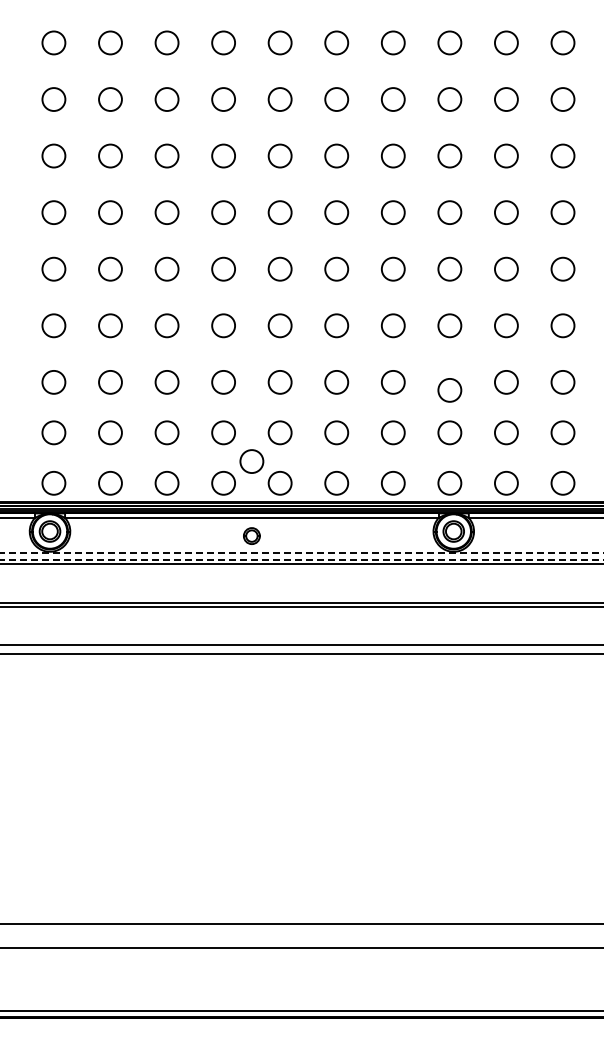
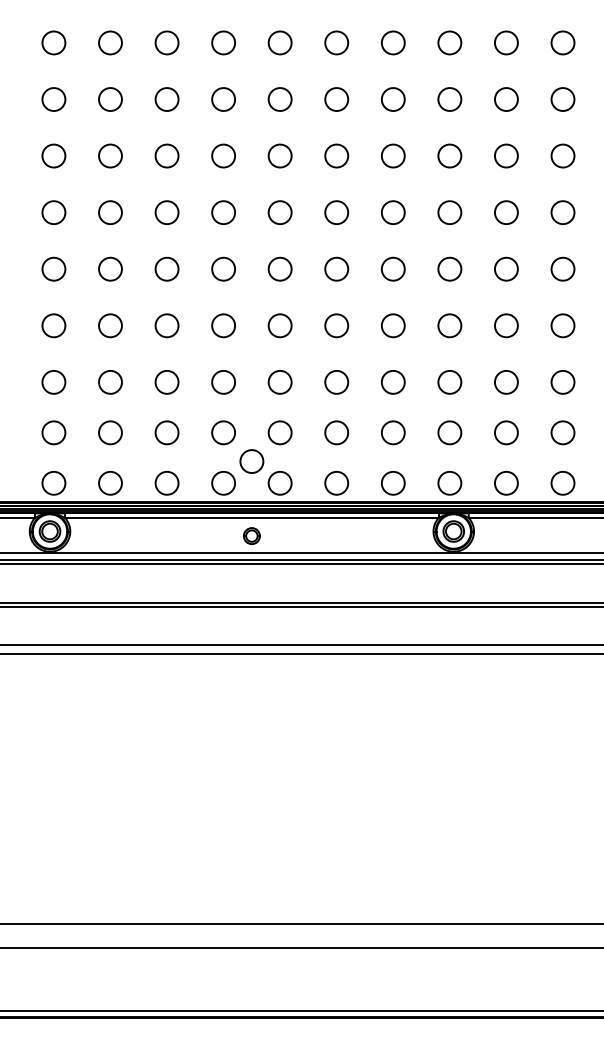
circle position: (449, 390) -> (449, 382) (449, 382)
line: dashed -> solid (302, 553)
line: dashed -> solid (302, 559)
